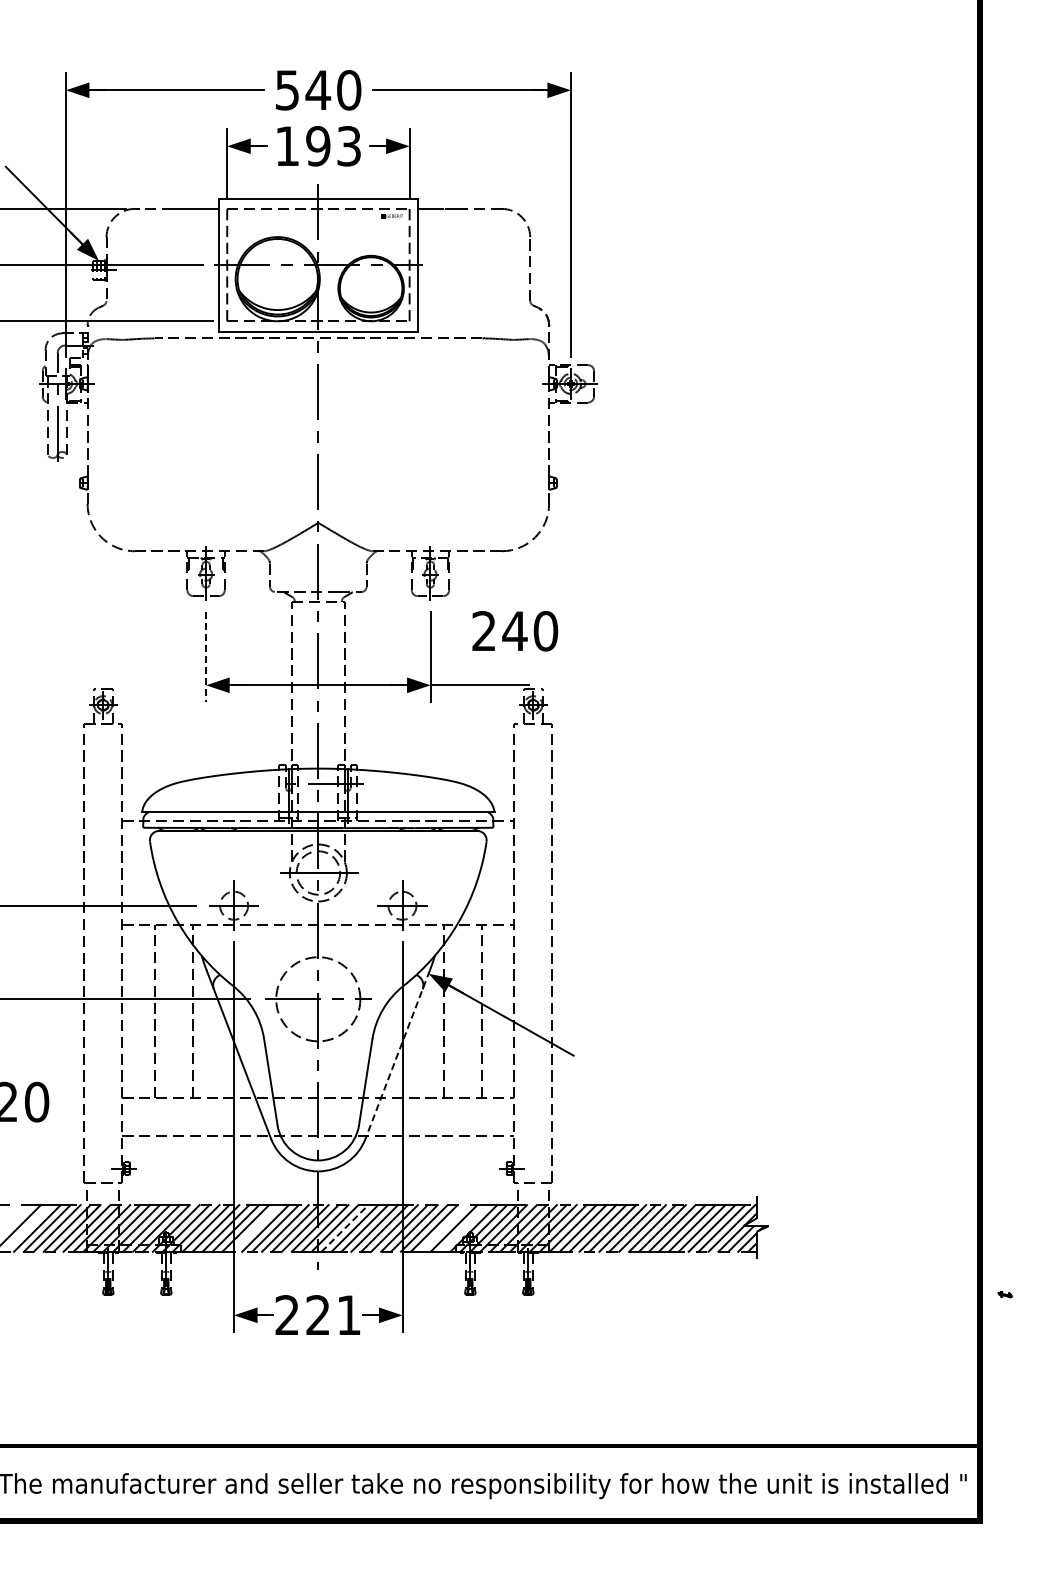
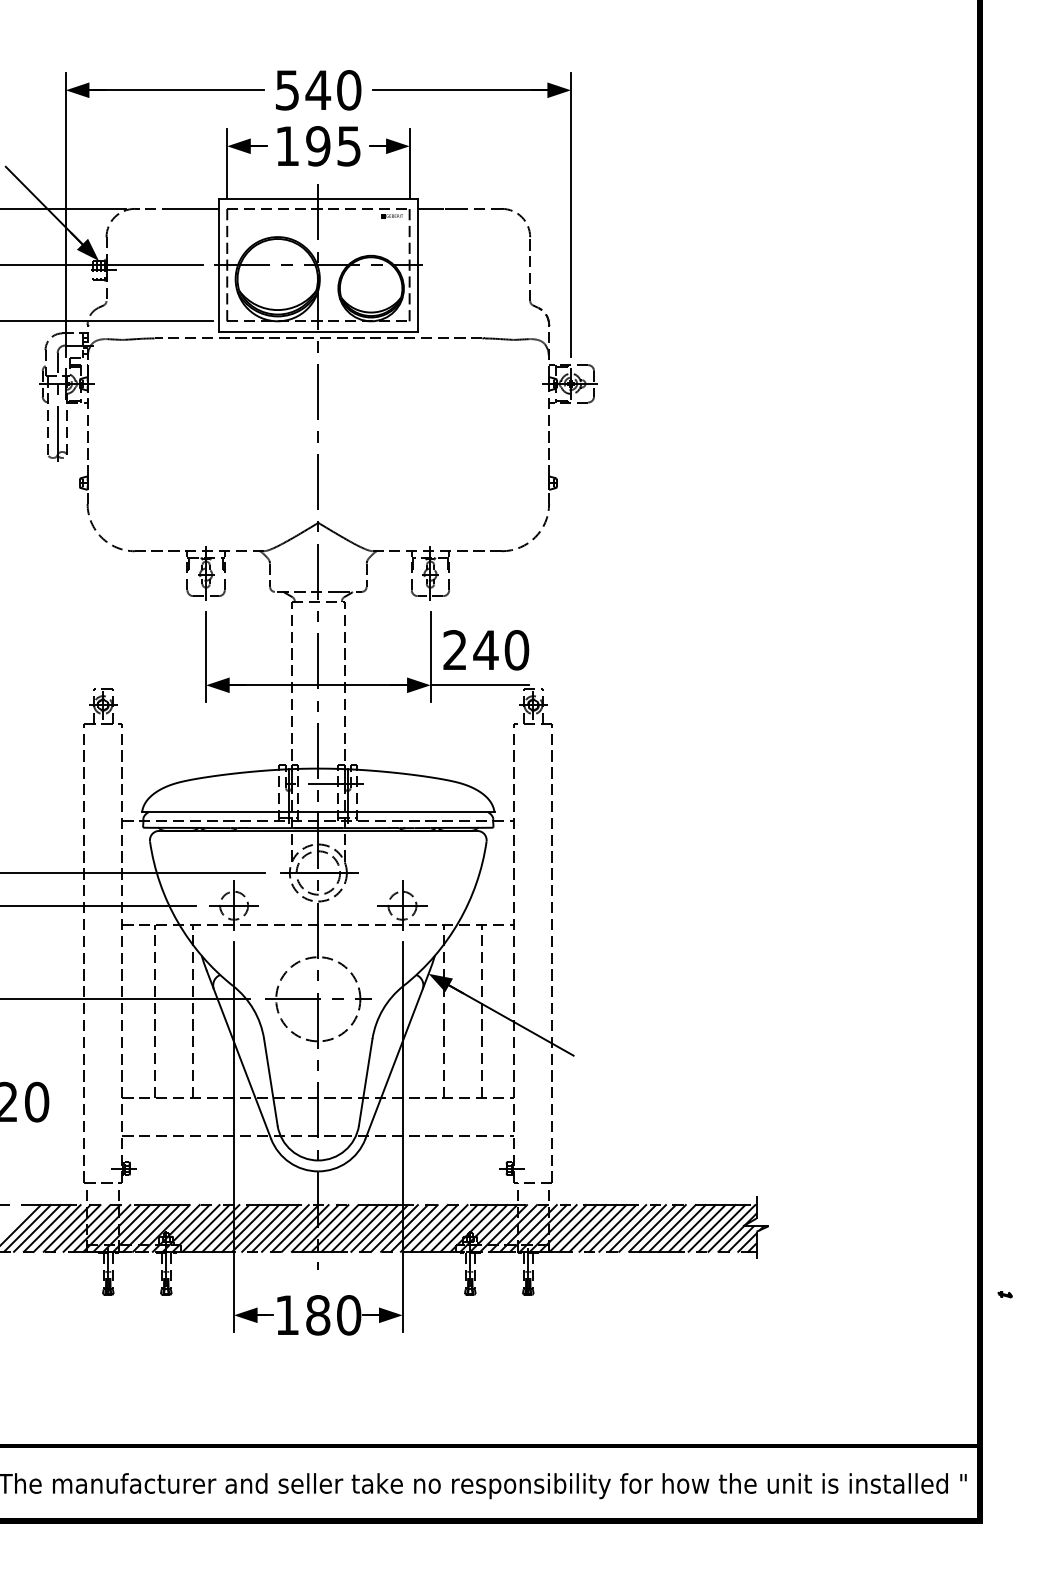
text: 193 -> 195 (349, 145)
text position: (515, 631) -> (486, 650) (486, 650)
line: dashed -> solid (206, 657)
line: none -> present (133, 873)
line: dashed -> solid (397, 1054)
line: none -> present (27, 1228)
line: none -> present (255, 1228)
line: dashed -> solid (345, 1228)
line: none -> present (443, 1228)
line: none -> present (463, 1228)
text: 221 -> 180 (318, 1315)
